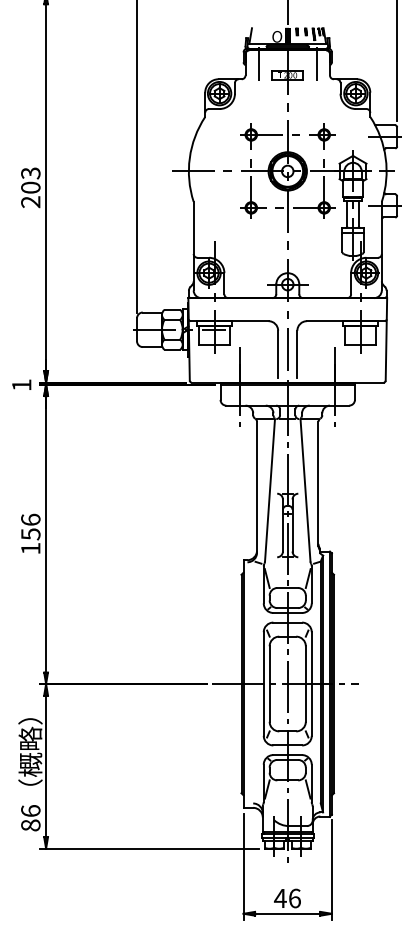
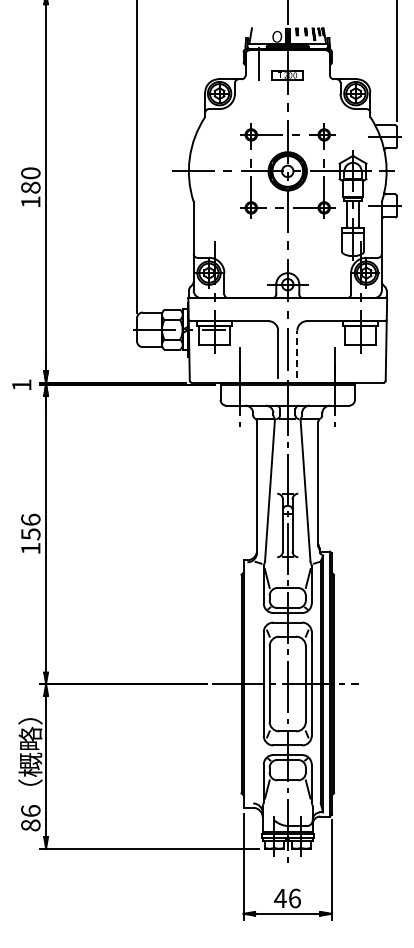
line: present -> none (316, 63)
text: 203 -> 180 (30, 187)
line: solid -> dashed (297, 353)
